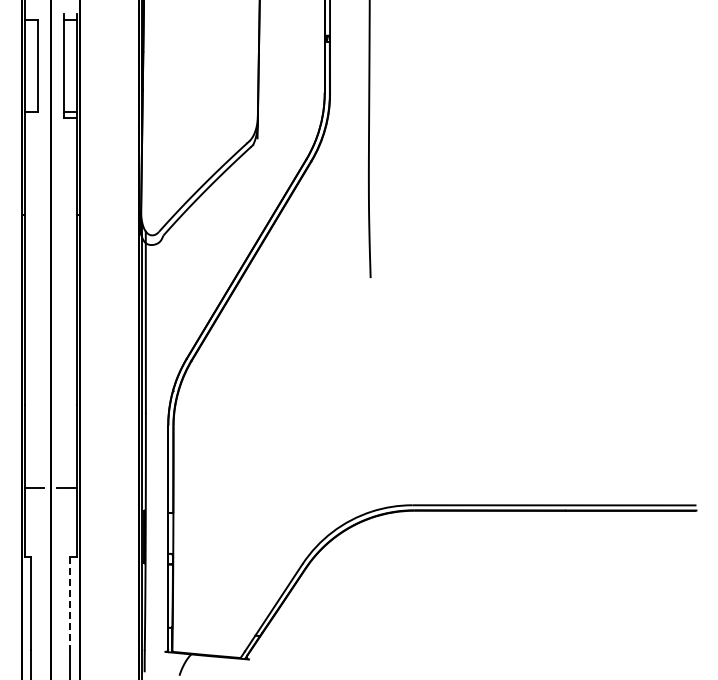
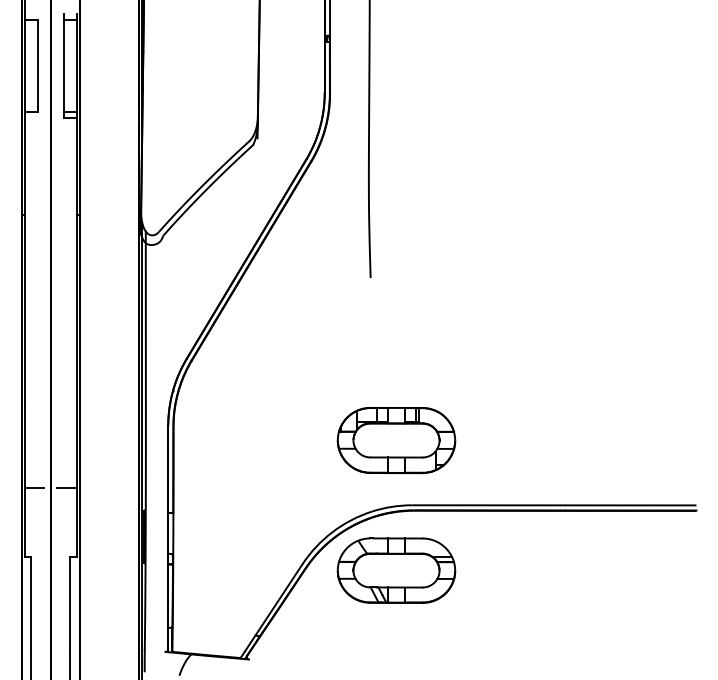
part: none -> present (396, 440)
part: none -> present (396, 570)
line: dashed -> solid (70, 603)
